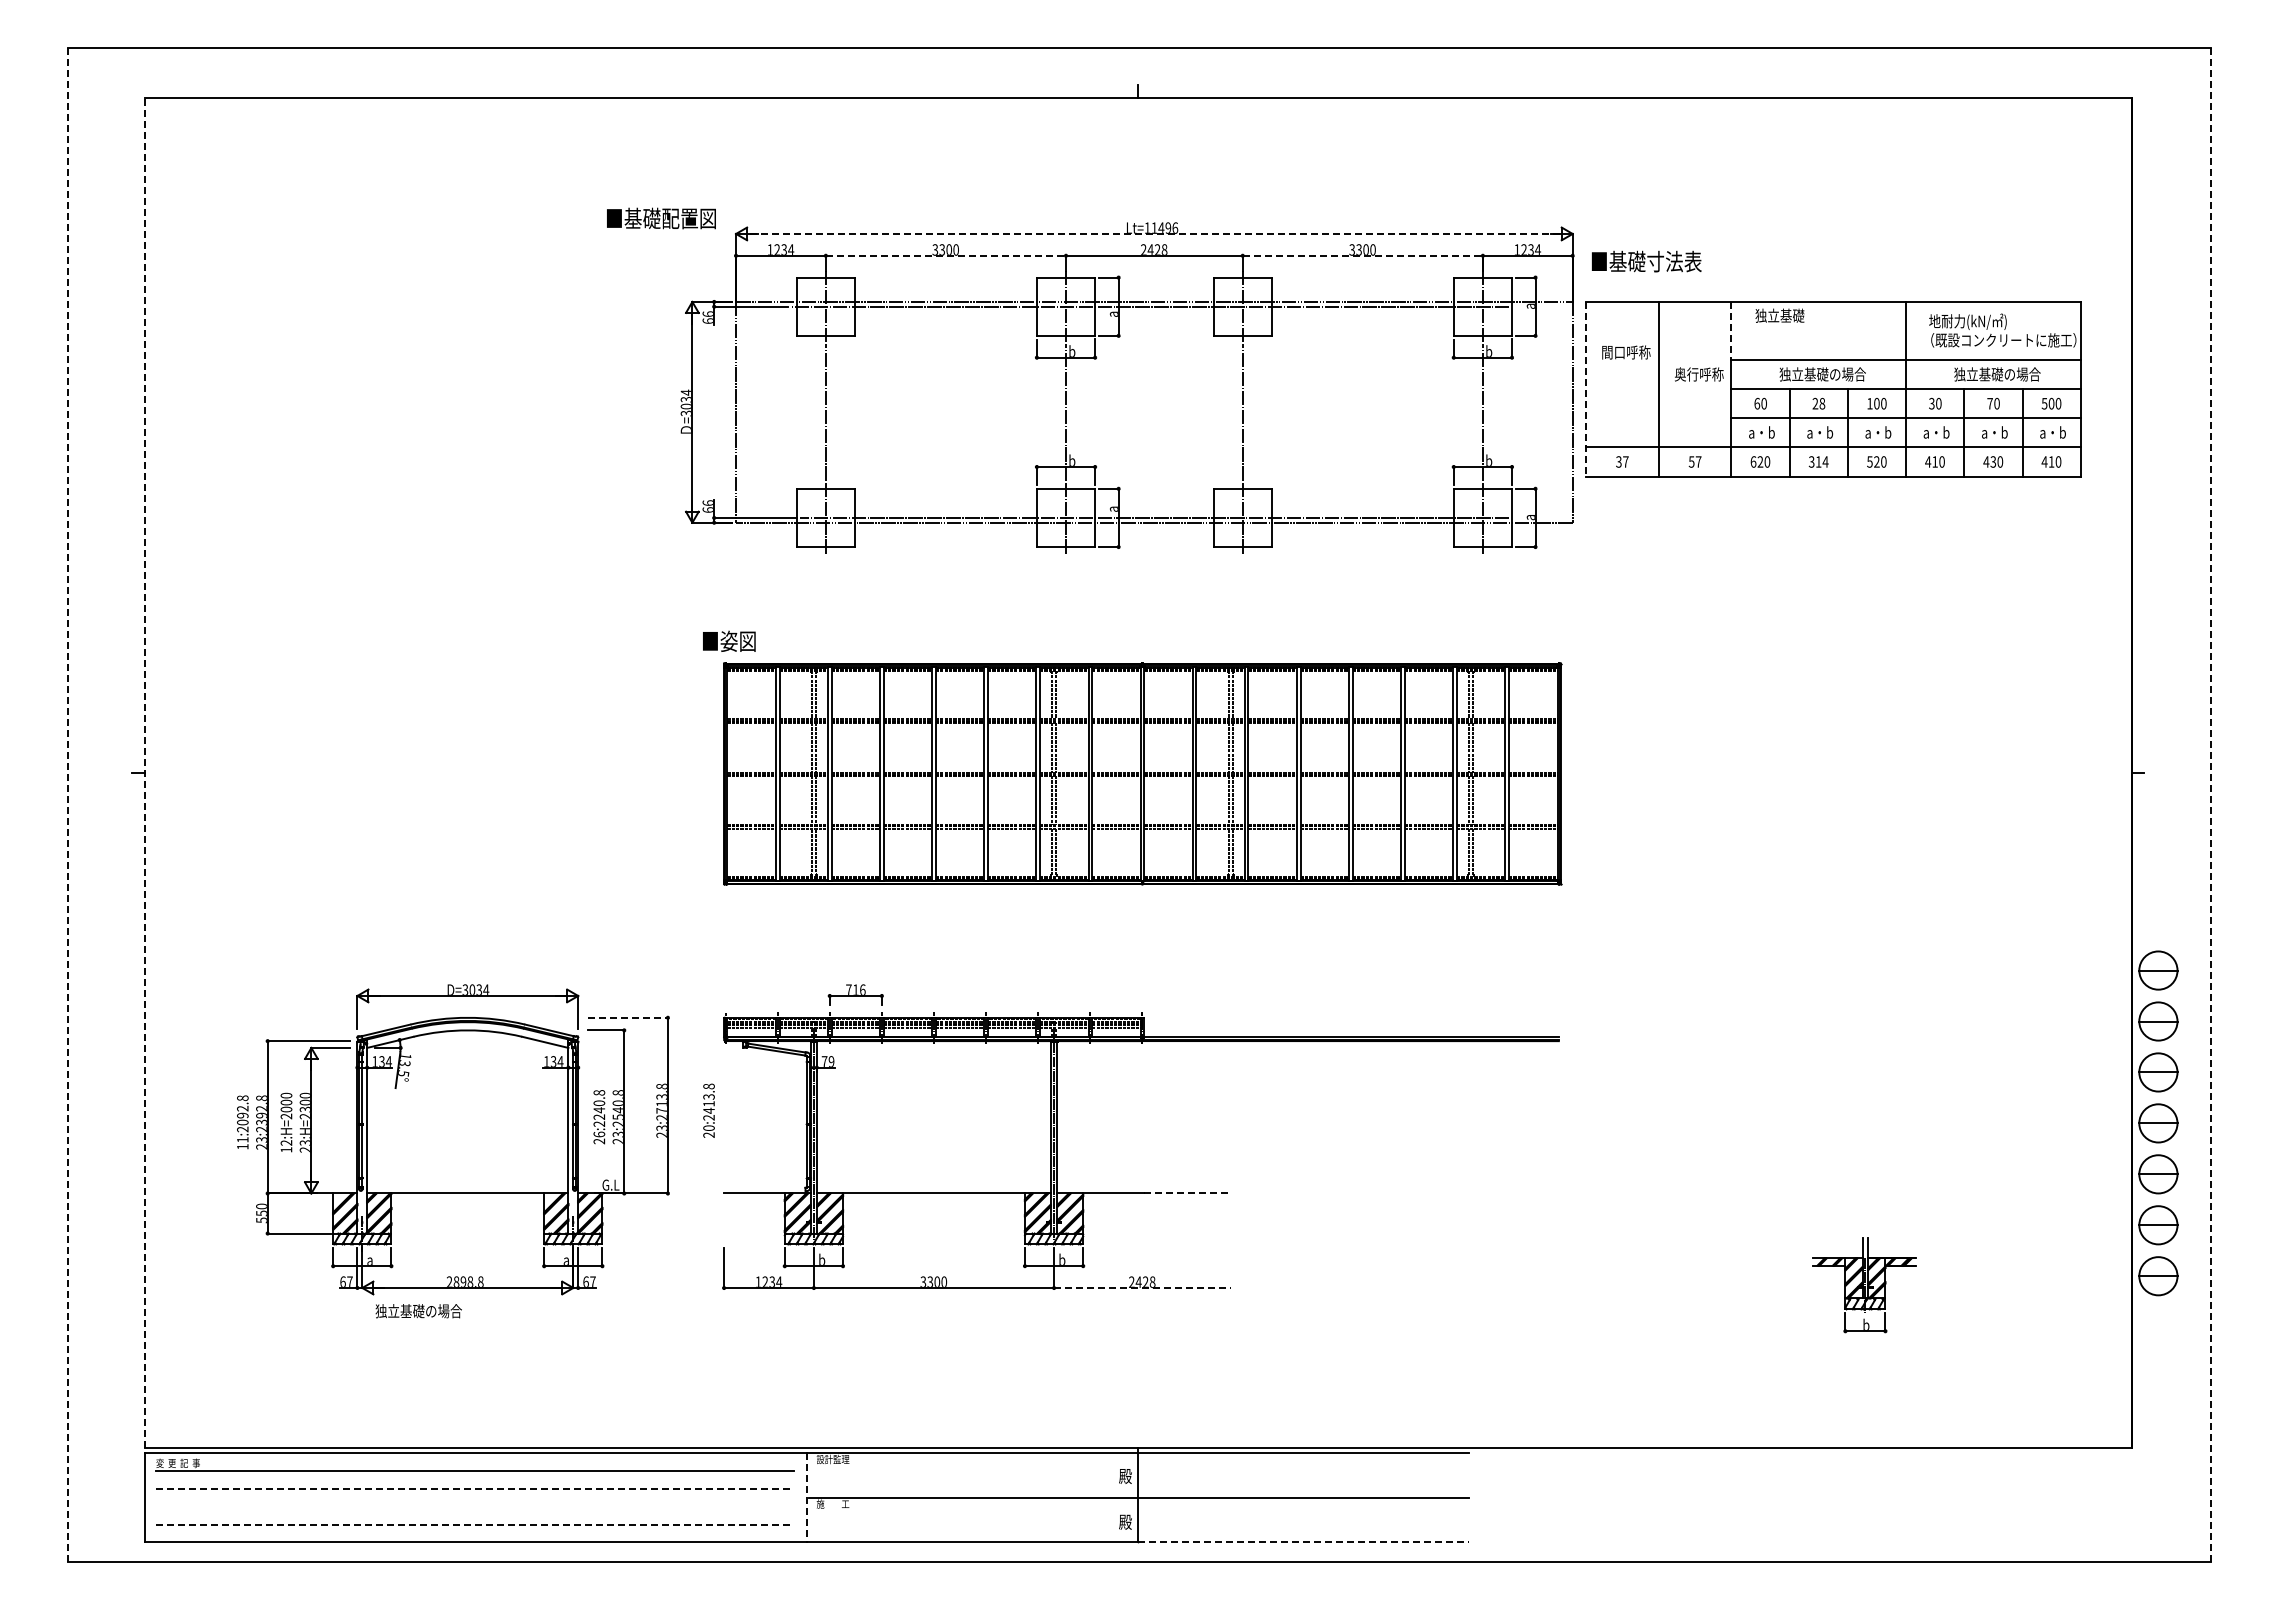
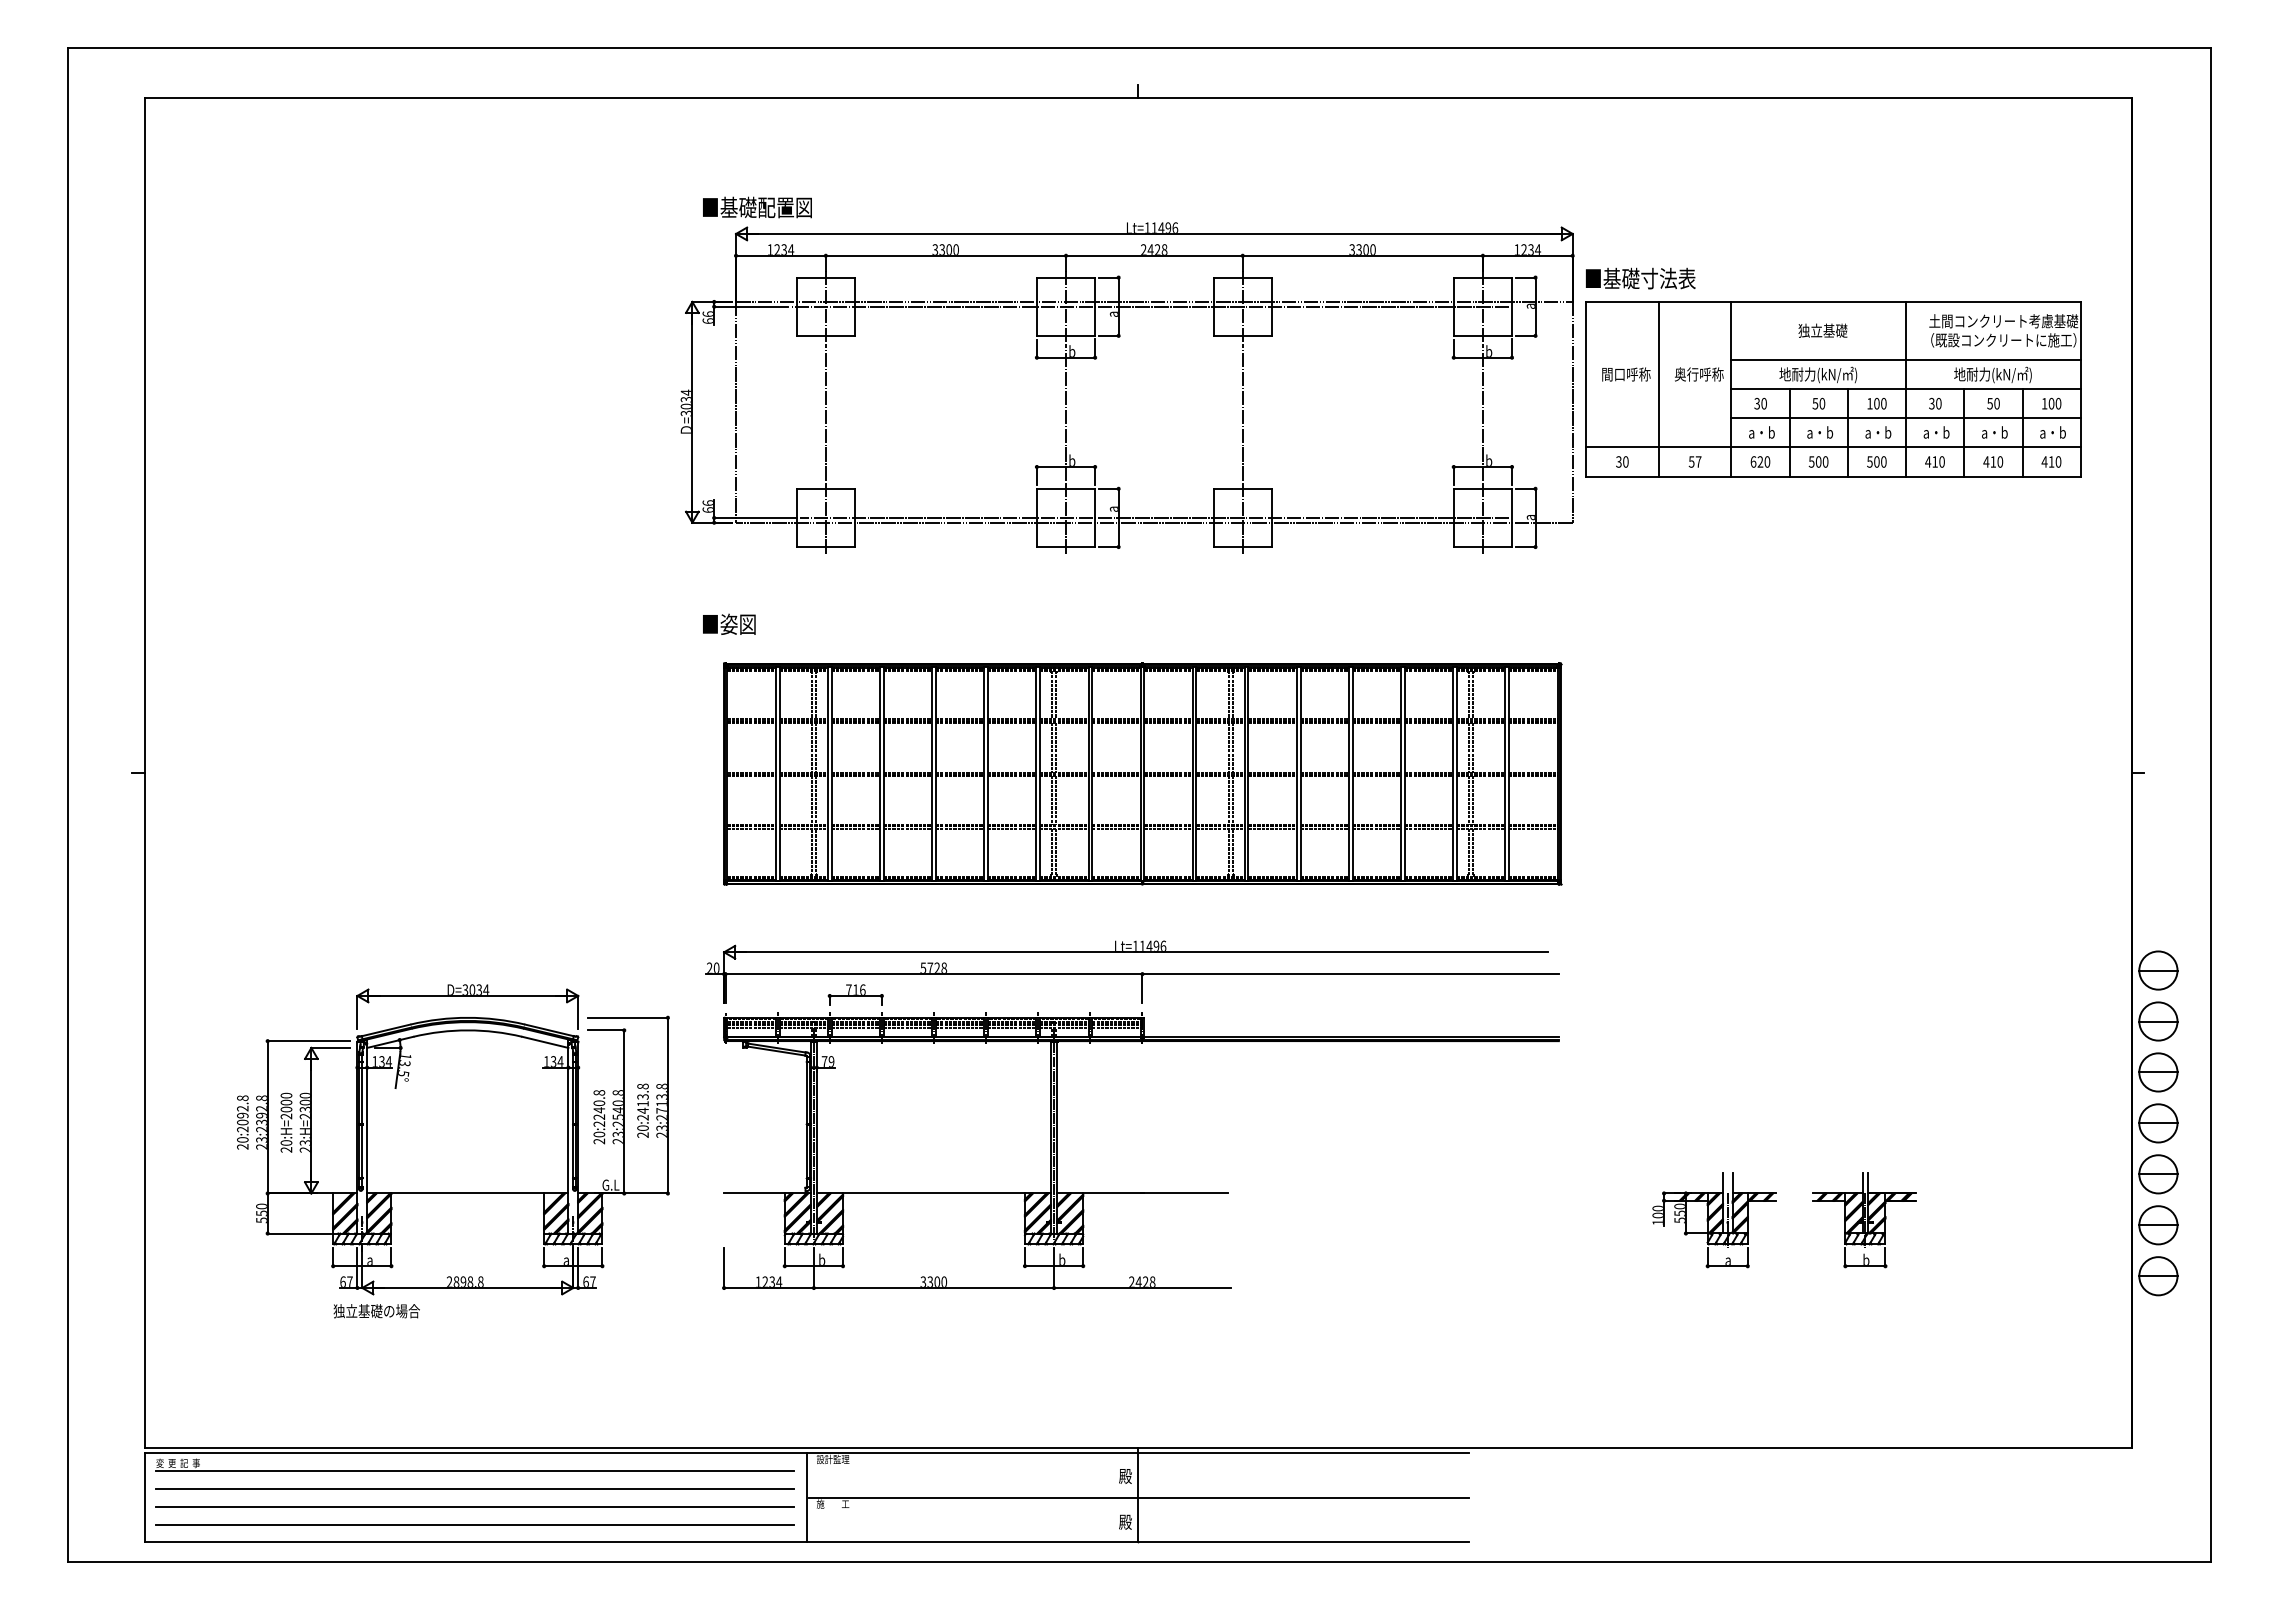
text position: (661, 218) -> (757, 207) (757, 207)
line: dashed -> solid (1154, 233)
line: dashed -> solid (946, 255)
line: dashed -> solid (1363, 255)
text position: (1646, 261) -> (1640, 278) (1640, 278)
text position: (1779, 315) -> (1822, 330) (1822, 330)
text: 地耐力(kN/㎡) -> 土間コンクリート考慮基礎 (2003, 321)
line: dashed -> solid (1731, 331)
text position: (1626, 352) -> (1626, 374) (1626, 374)
text: 独立基礎の場合 -> 地耐力(kN/㎡) (1822, 374)
text: 独立基礎の場合 -> 地耐力(kN/㎡) (1997, 374)
line: dashed -> solid (1585, 389)
text: 60 -> 30 (1757, 403)
text: 28 -> 50 (1818, 403)
text: 70 -> 50 (1989, 403)
text: 500 -> 100 (2044, 403)
text: 37 -> 30 (1625, 461)
text: 314 -> 500 (1818, 461)
text: 520 -> 500 (1876, 461)
text: 430 -> 410 (1993, 461)
text position: (729, 640) -> (729, 623) (729, 623)
line: dashed -> solid (144, 772)
line: dashed -> solid (68, 804)
line: dashed -> solid (2210, 804)
part: none -> present (1132, 971)
line: dashed -> solid (628, 1017)
text position: (708, 1110) -> (642, 1110) (642, 1110)
text: 26:2240.8 -> 20:2240.8 (598, 1134)
text: 11:2092.8 -> 20:2092.8 (242, 1143)
text: 12:H=2000 -> 20:H=2000 (286, 1146)
line: dashed -> solid (1183, 1193)
part: none -> present (1714, 1220)
part position: (1864, 1285) -> (1864, 1220) (1864, 1220)
line: dashed -> solid (1142, 1288)
text position: (418, 1311) -> (376, 1311) (376, 1311)
line: dashed -> solid (475, 1488)
line: dashed -> solid (807, 1497)
line: none -> present (474, 1506)
line: dashed -> solid (475, 1524)
line: dashed -> solid (1303, 1542)
